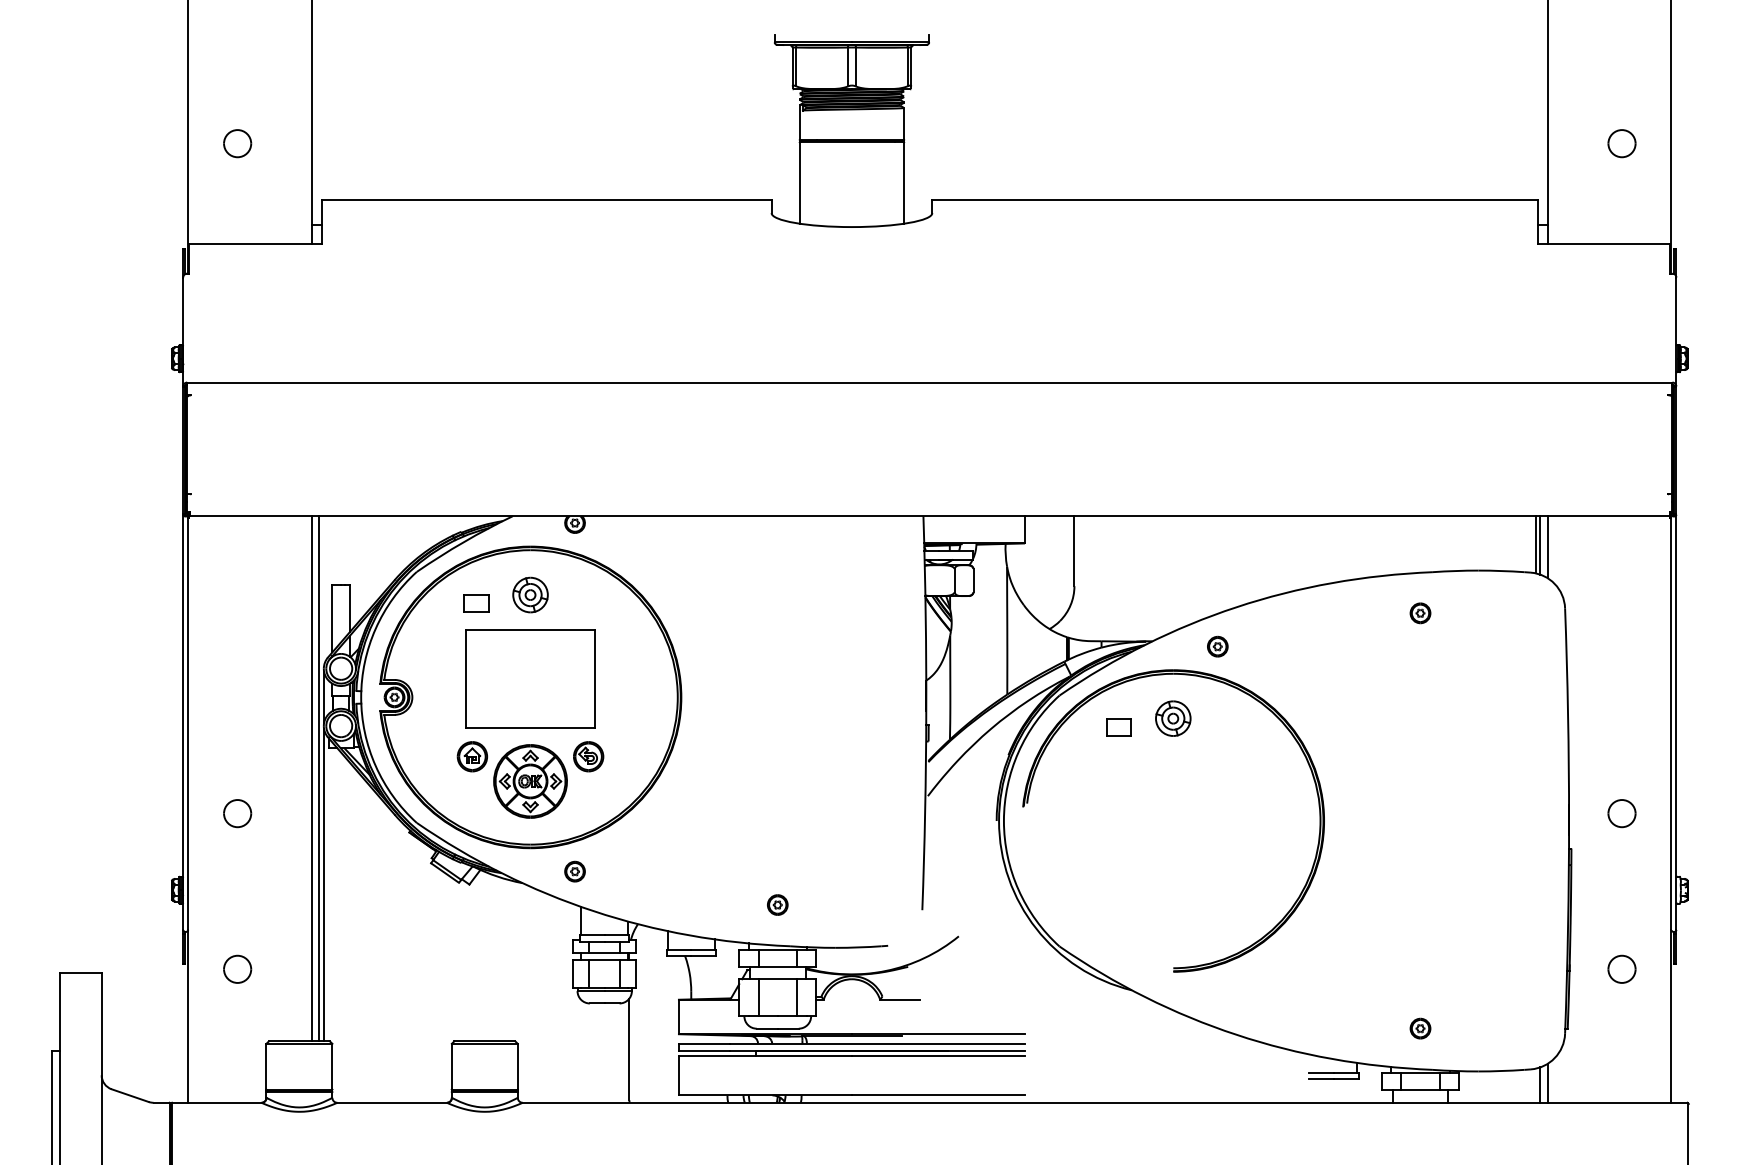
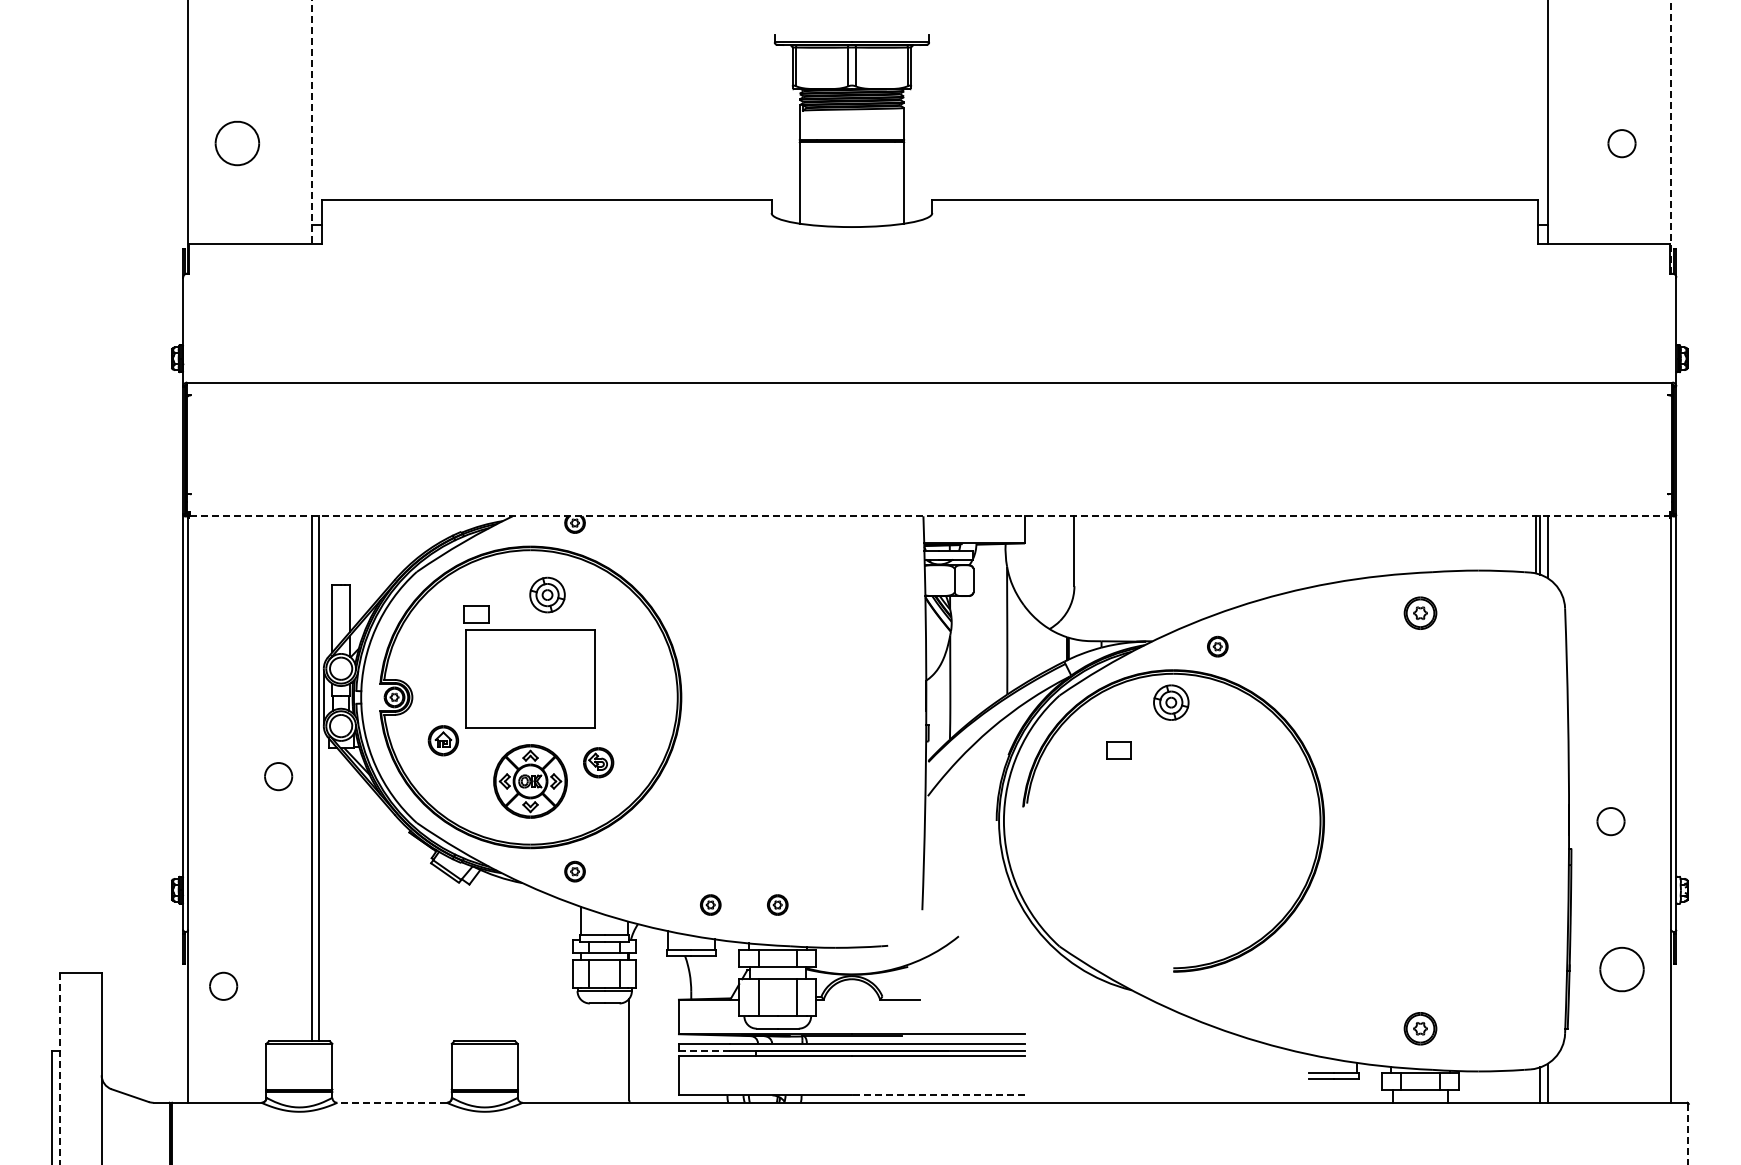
line: solid -> dashed (311, 122)
line: solid -> dashed (1671, 137)
part size: 30x30 px -> 47x47 px (237, 143)
line: solid -> dashed (930, 516)
part position: (530, 594) -> (547, 594) (547, 594)
part position: (476, 603) -> (476, 614) (476, 614)
part size: 23x23 px -> 35x34 px (1420, 612)
part position: (1173, 718) -> (1171, 702) (1171, 702)
part position: (1118, 727) -> (1118, 750) (1118, 750)
part position: (472, 756) -> (443, 740) (443, 740)
part position: (588, 756) -> (598, 762) (598, 762)
part position: (237, 813) -> (278, 776) (278, 776)
part position: (1621, 813) -> (1610, 821) (1610, 821)
line: present -> none (324, 885)
part: none -> present (710, 904)
part position: (237, 968) -> (223, 985) (223, 985)
part size: 30x30 px -> 46x47 px (1621, 969)
part size: 23x23 px -> 35x34 px (1420, 1028)
line: solid -> dashed (703, 1050)
line: solid -> dashed (59, 1069)
line: solid -> dashed (938, 1095)
line: solid -> dashed (392, 1102)
line: solid -> dashed (1687, 1133)
